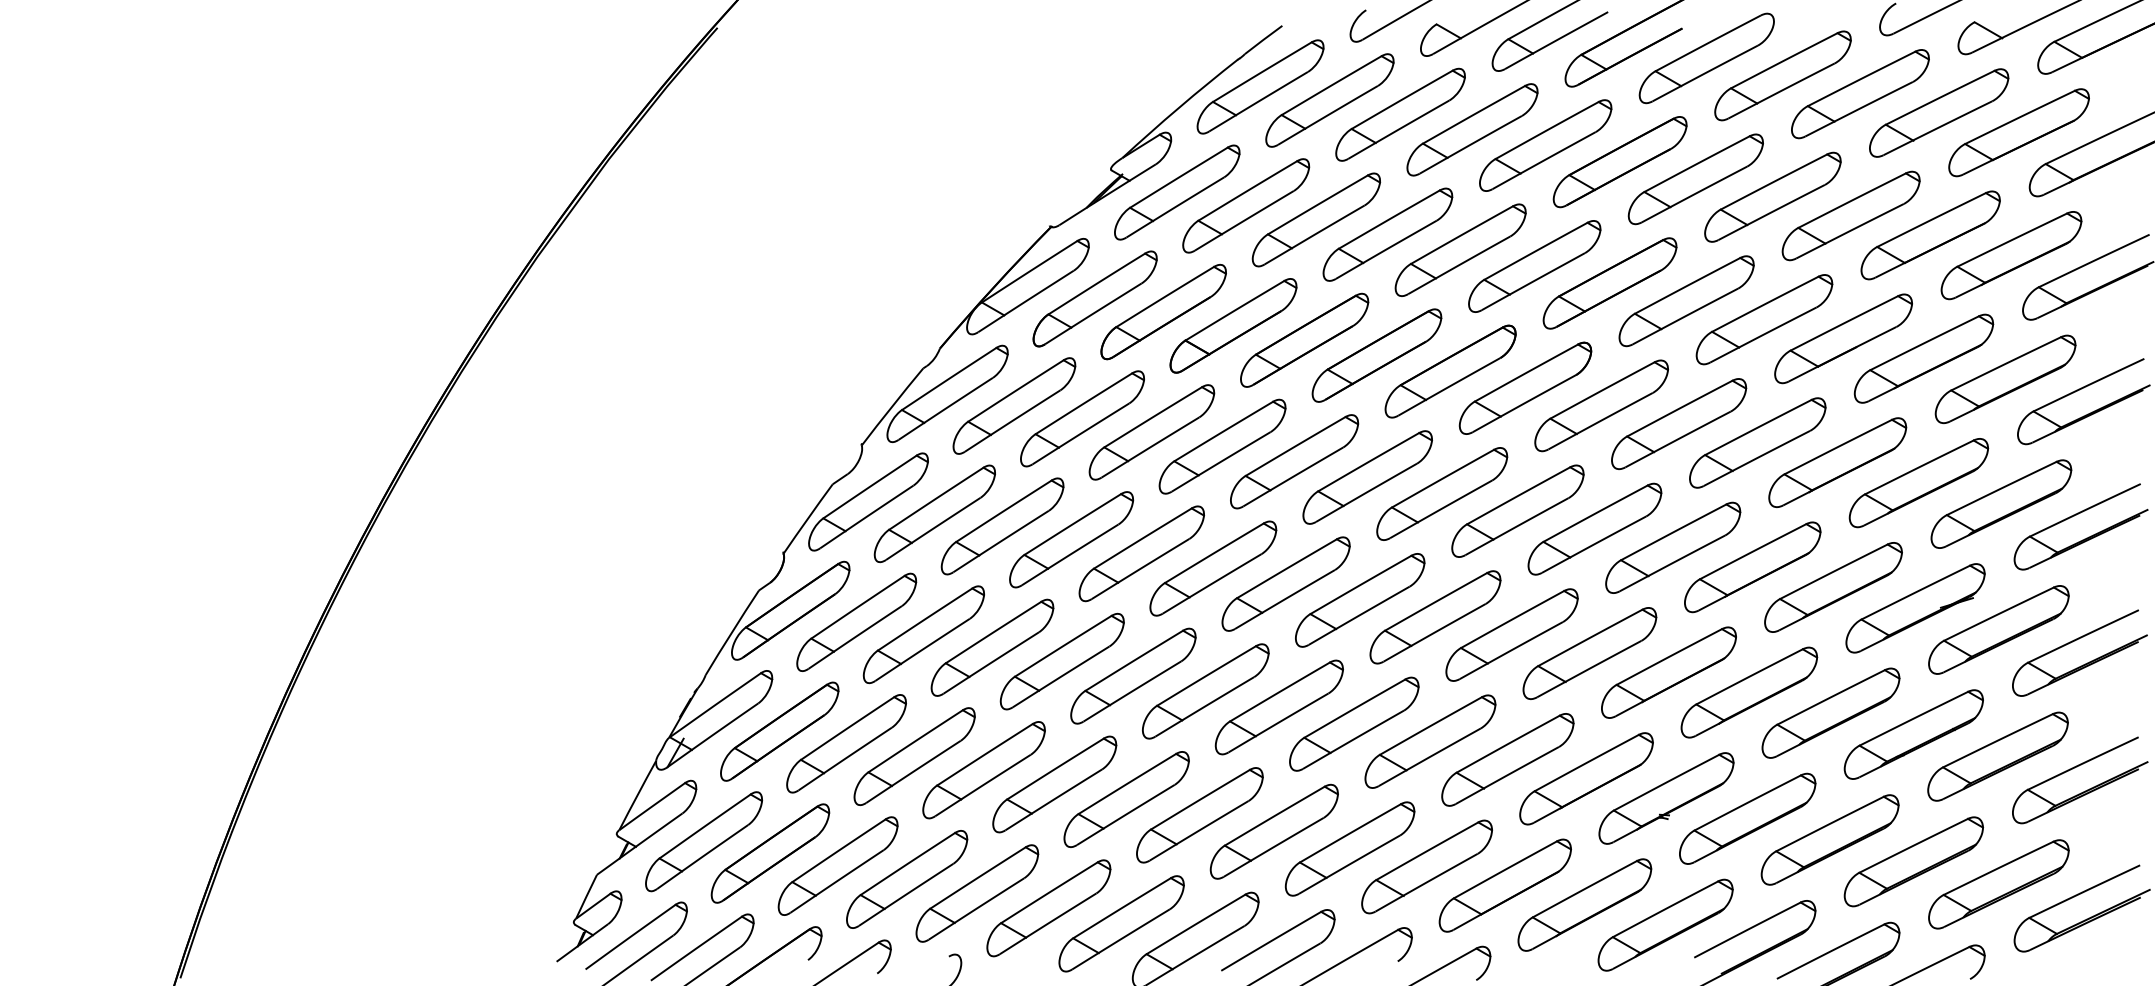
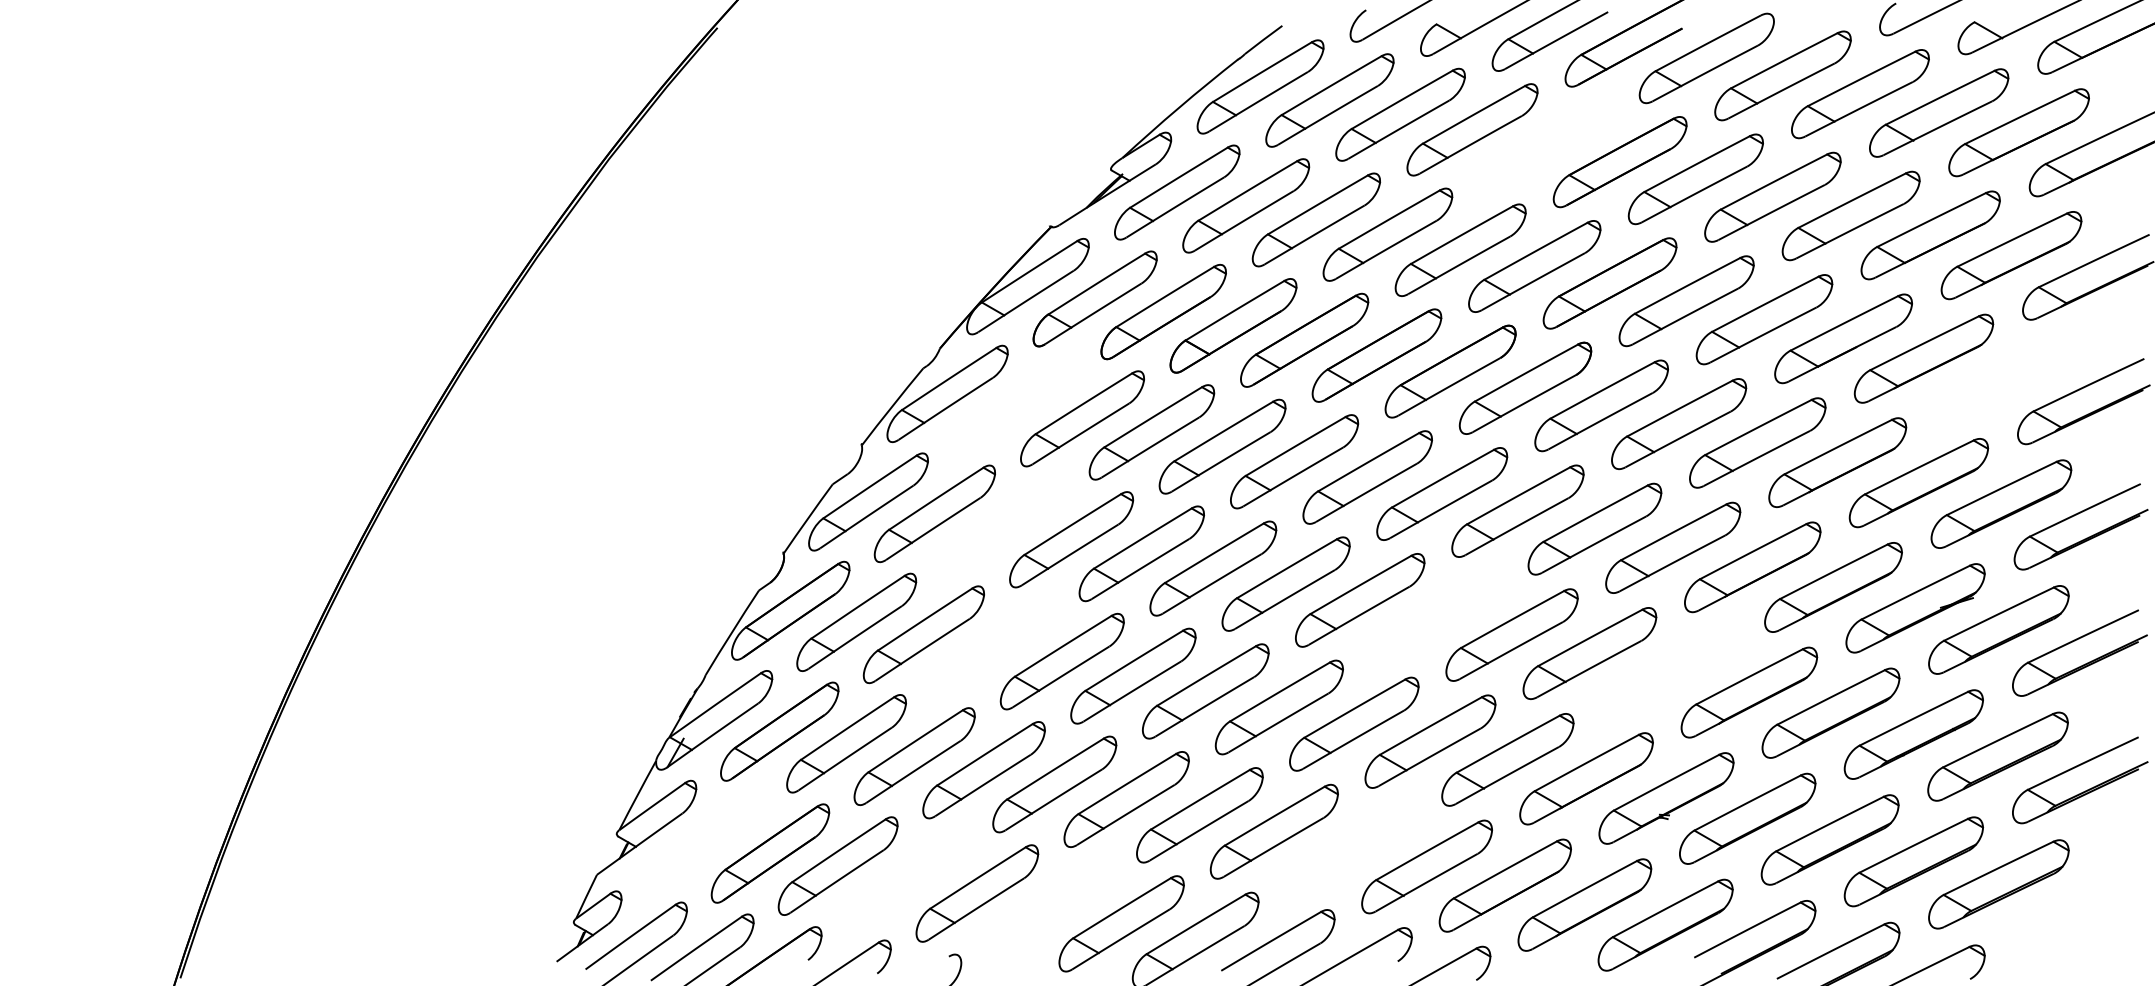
part: present -> none (1545, 145)
part: present -> none (2005, 379)
part: present -> none (1014, 405)
part: present -> none (1002, 526)
part: present -> none (1435, 617)
part: present -> none (992, 647)
part: present -> none (1668, 672)
part: present -> none (704, 841)
part: present -> none (1349, 848)
part: present -> none (907, 879)
part: present -> none (1048, 908)
part: present -> none (2086, 918)
